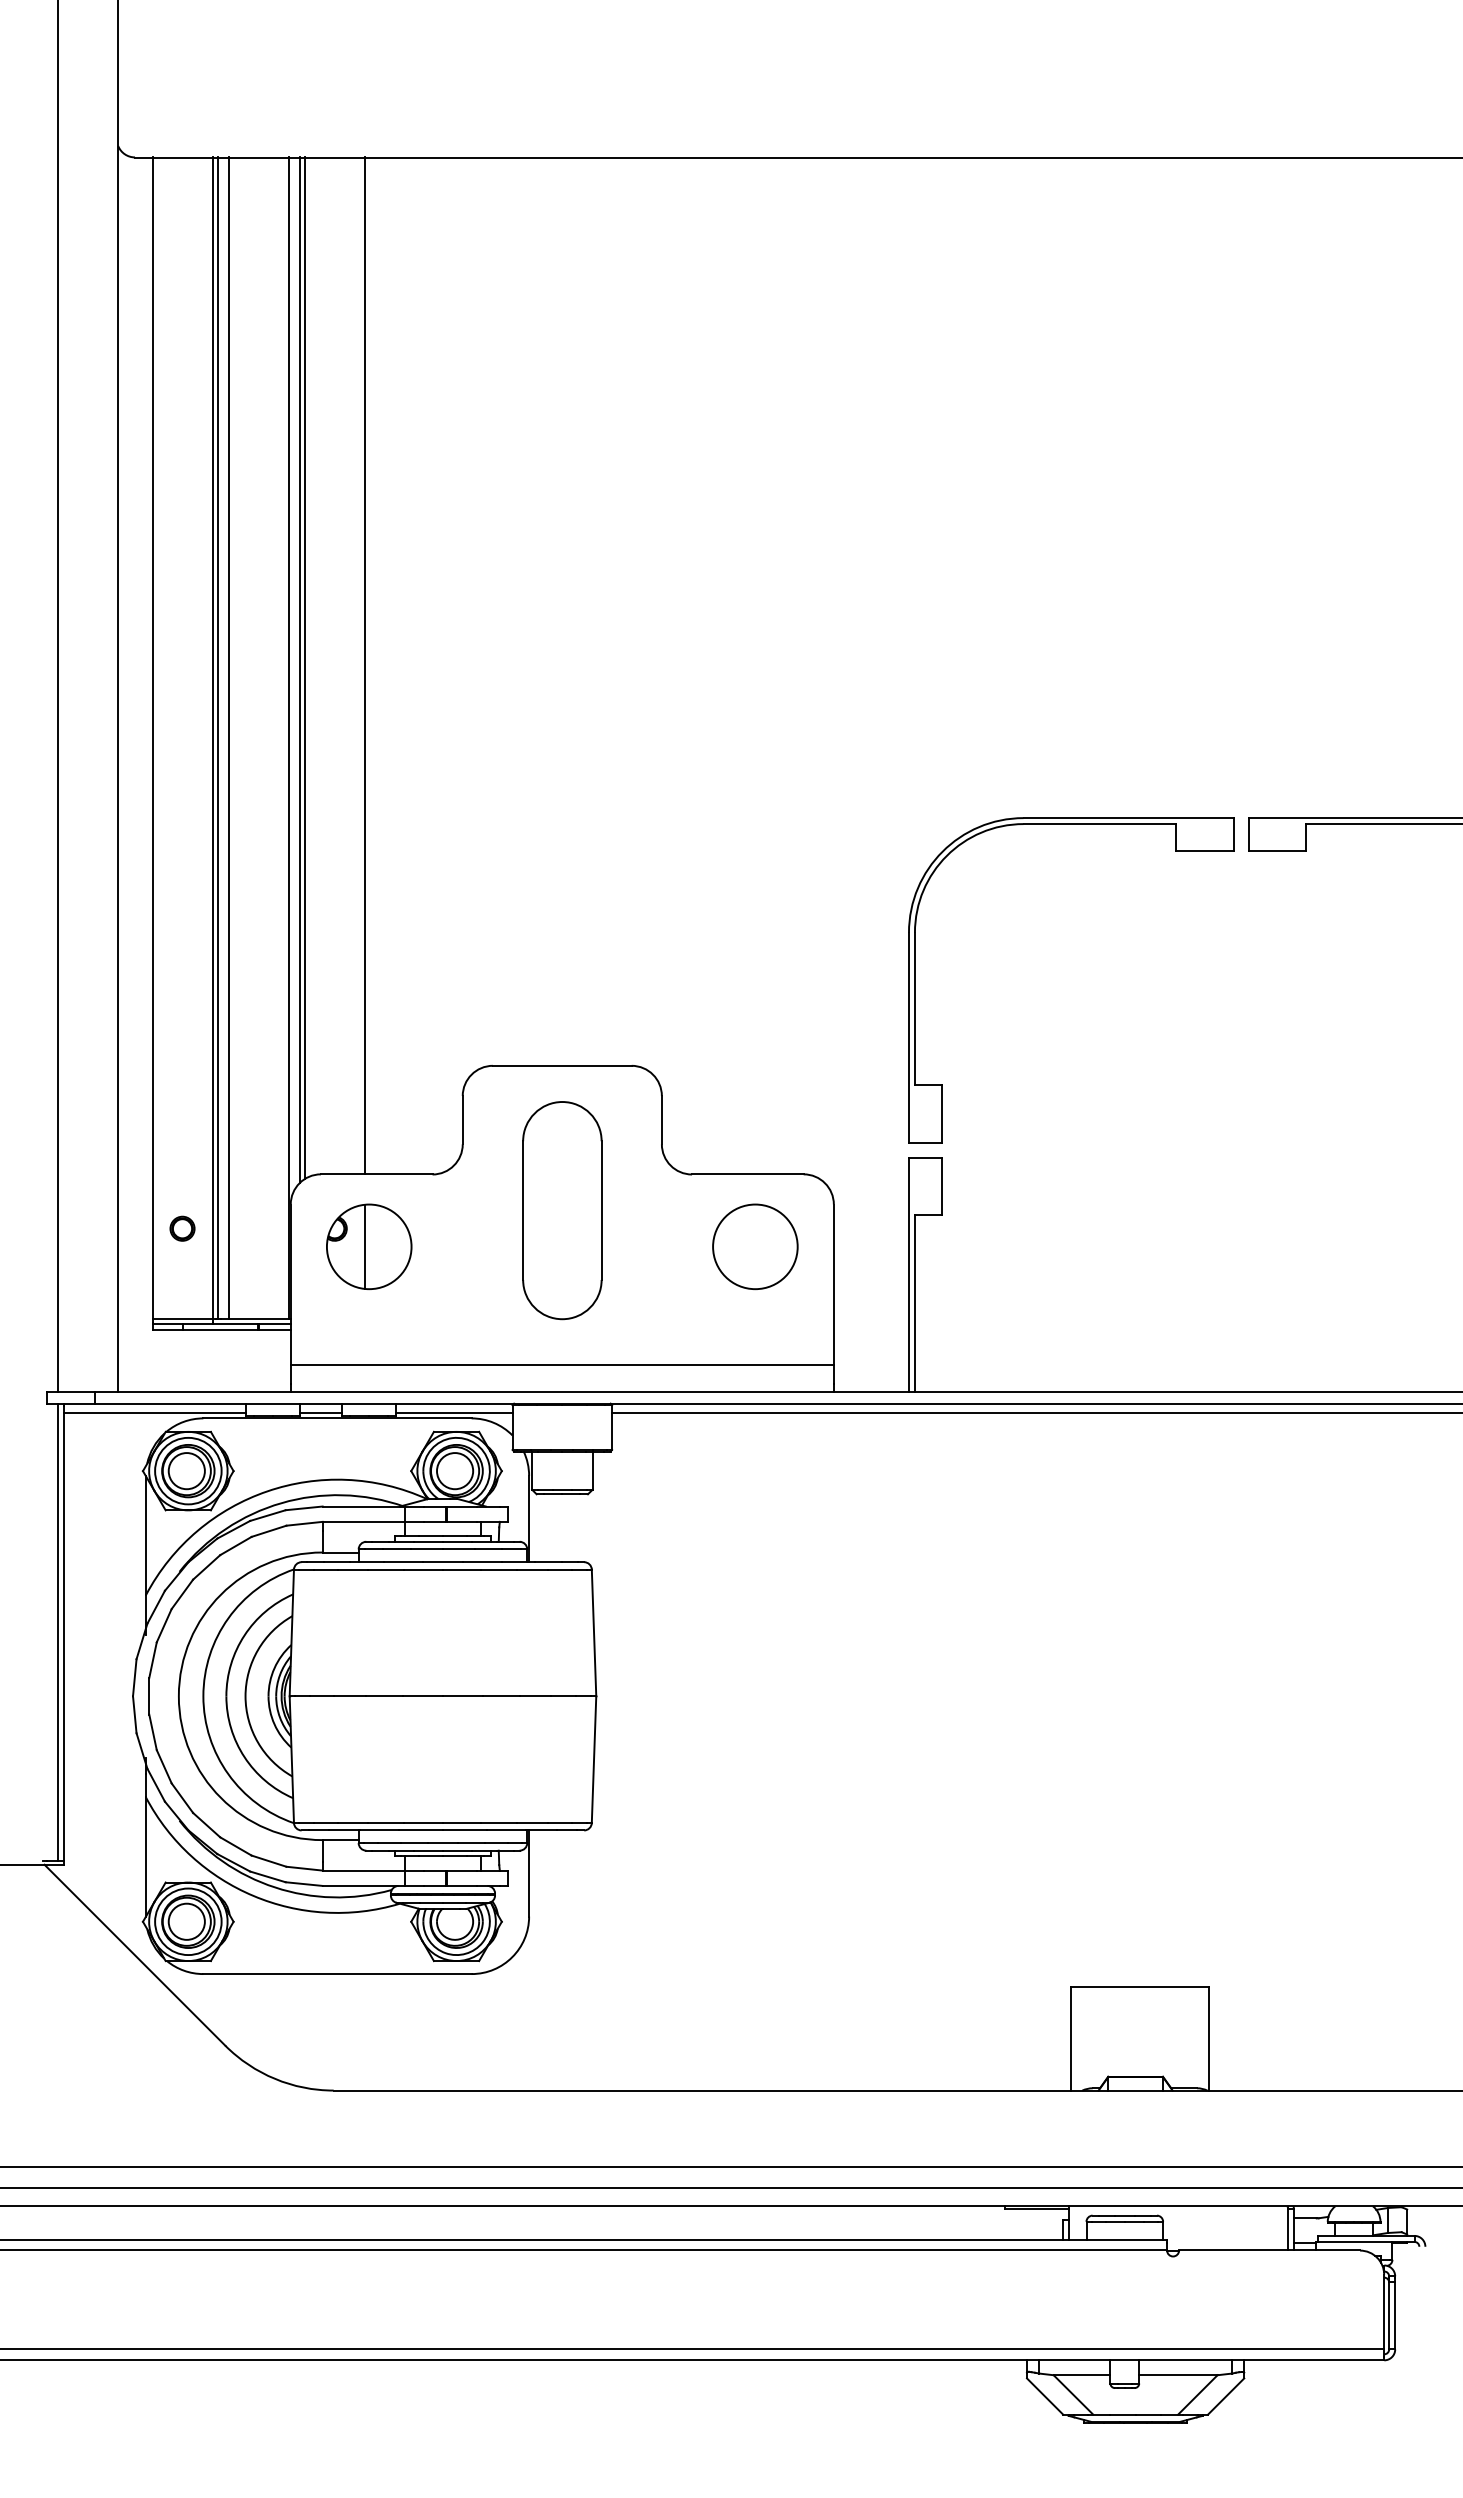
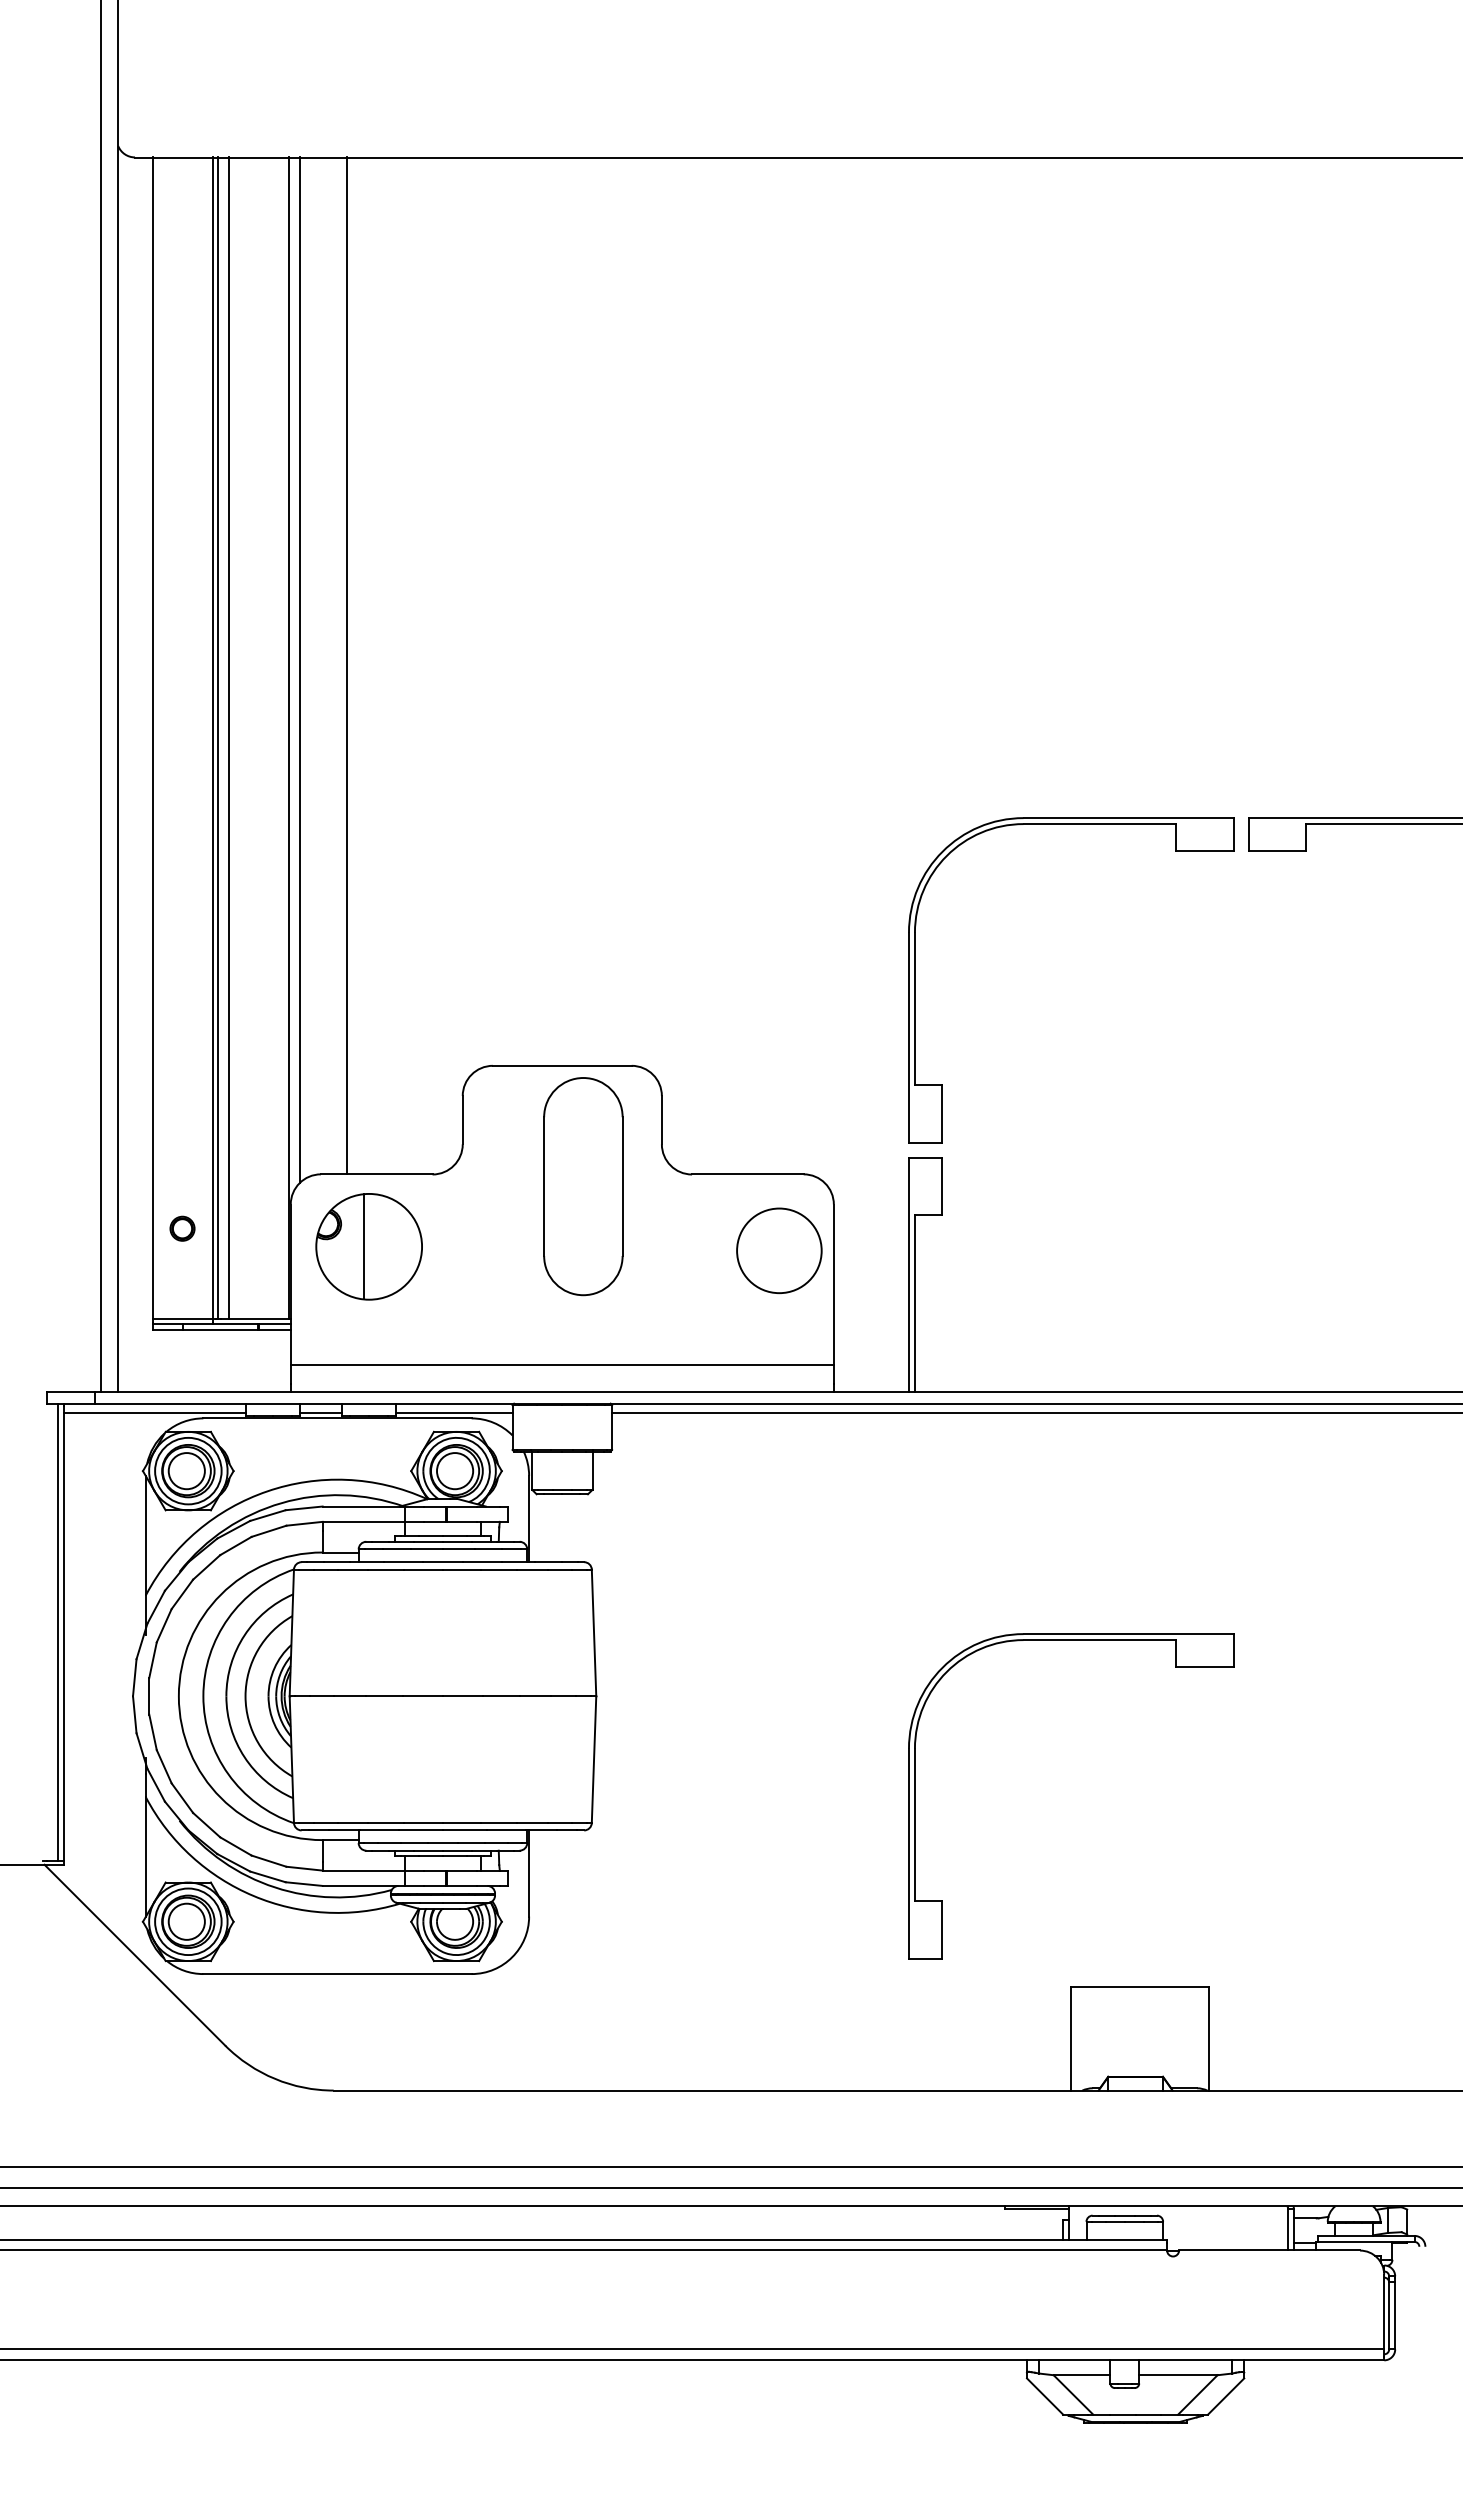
line position: (364, 665) -> (346, 665) (346, 665)
line: present -> none (304, 668)
line position: (57, 696) -> (100, 696) (100, 696)
part position: (562, 1210) -> (583, 1186) (583, 1186)
part size: 87x88 px -> 108x108 px (368, 1246)
circle position: (755, 1246) -> (779, 1250) (779, 1250)
part: none -> present (1071, 1640)
